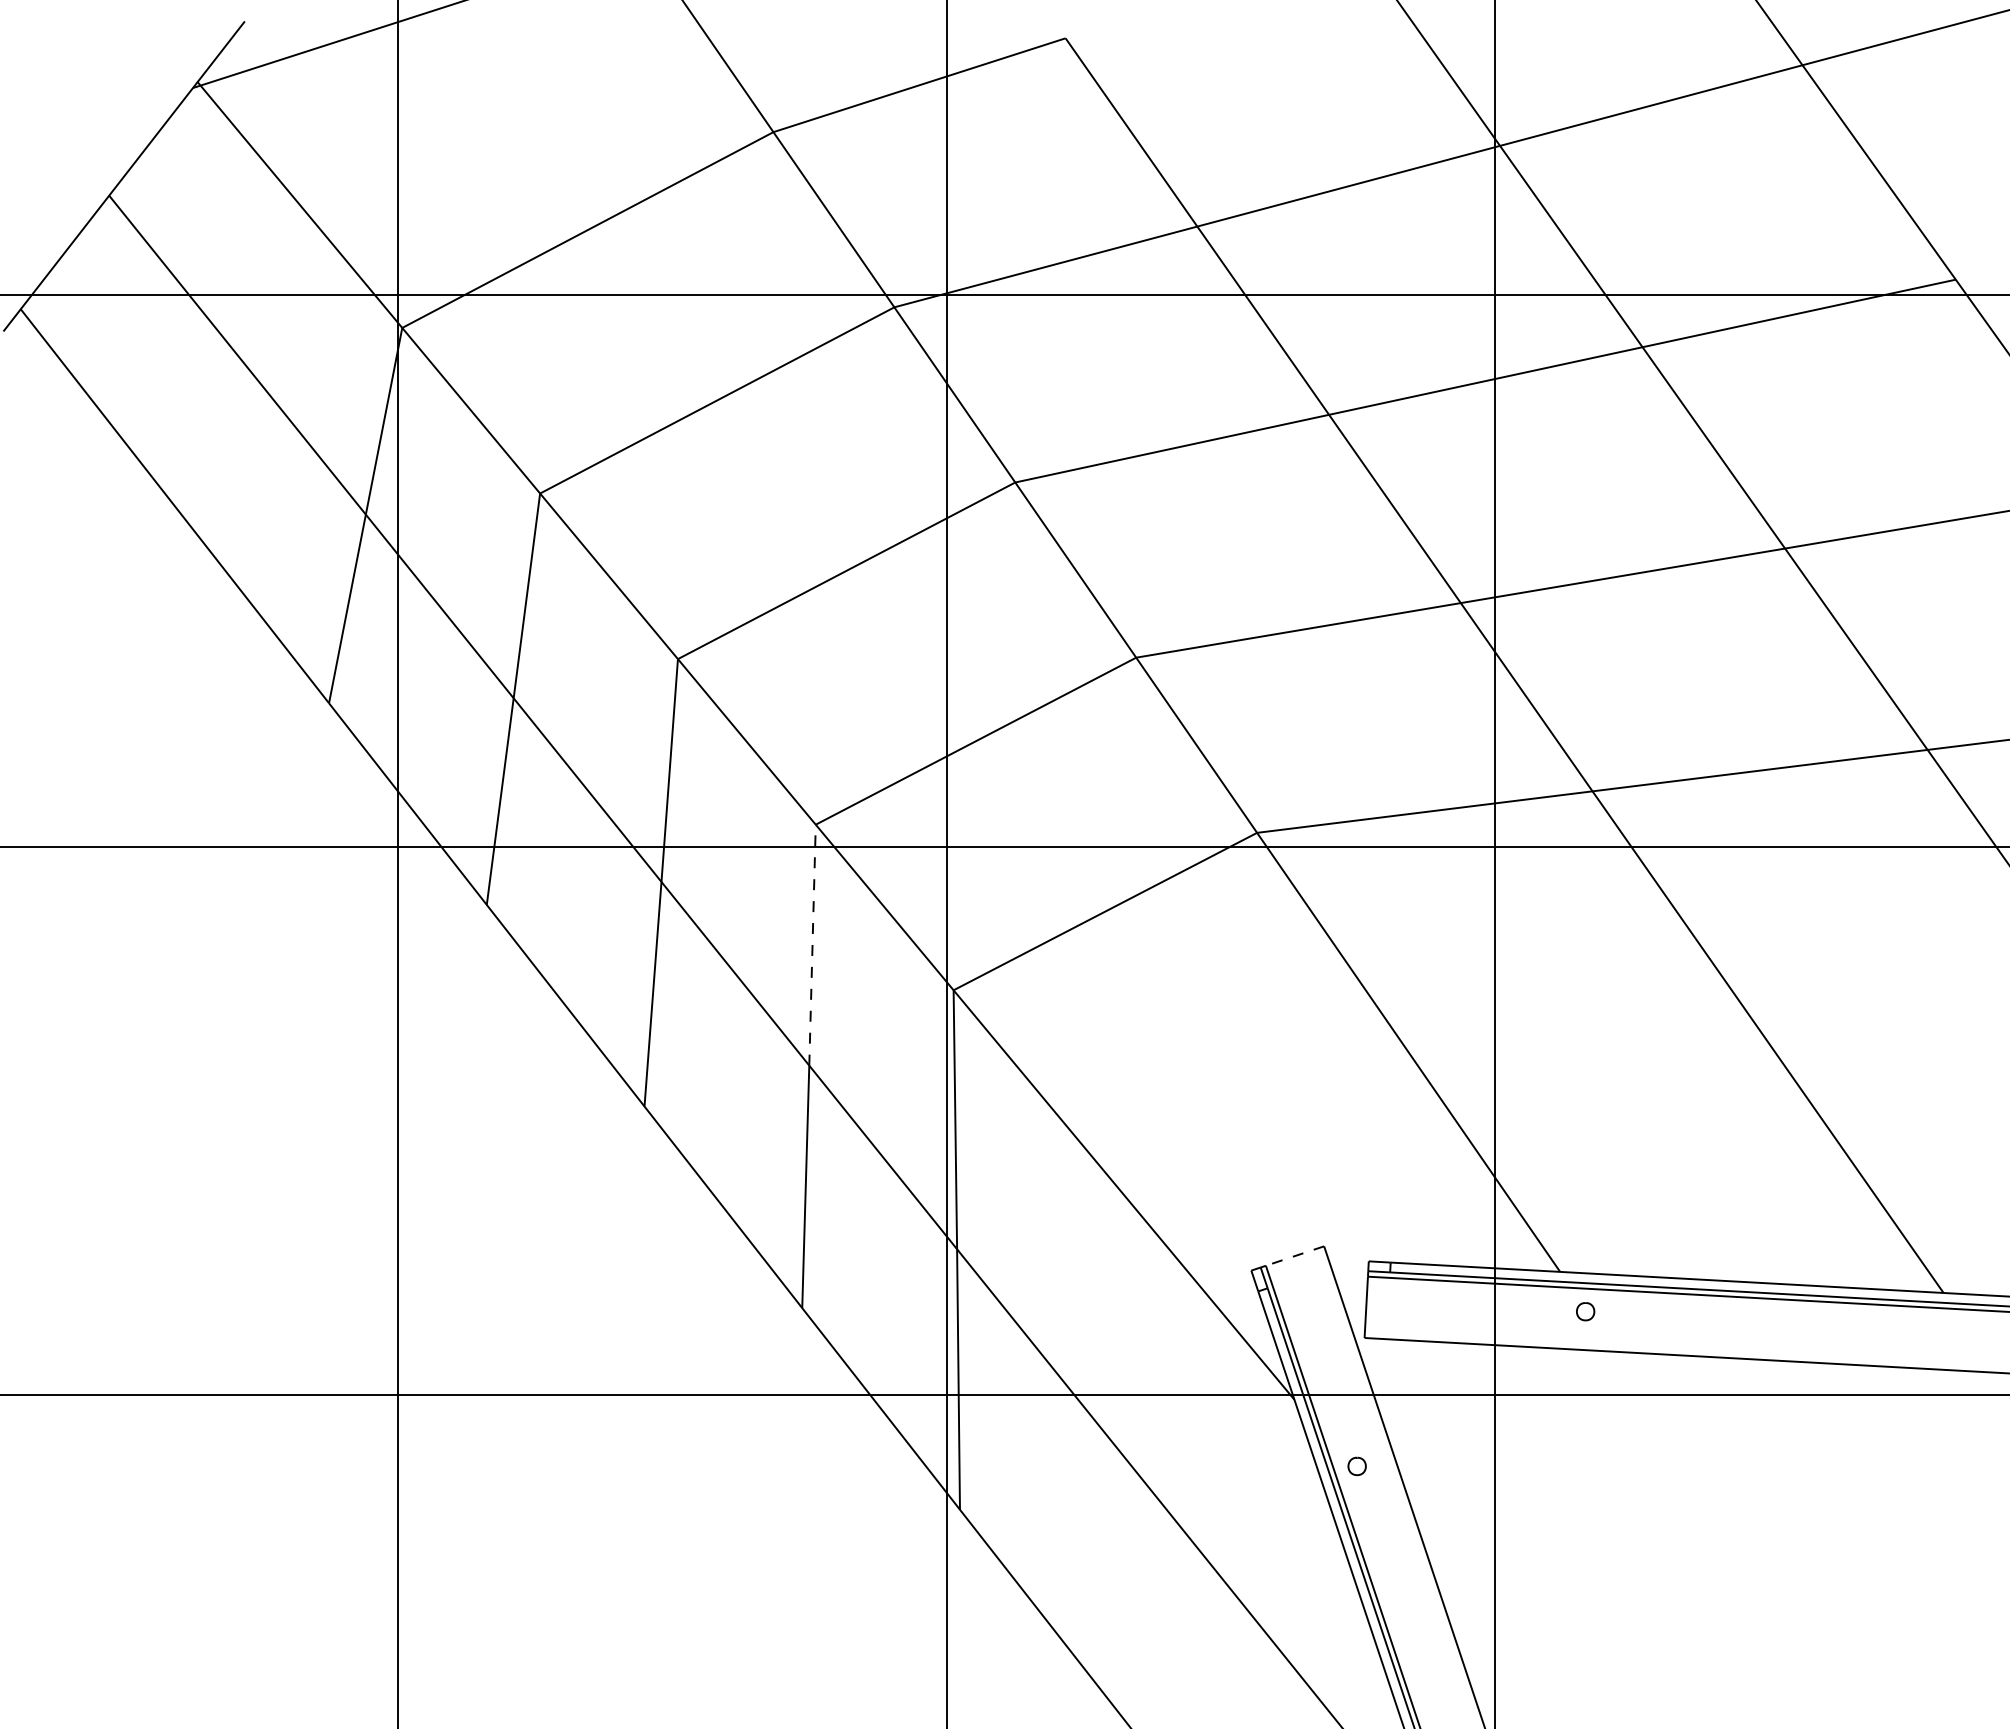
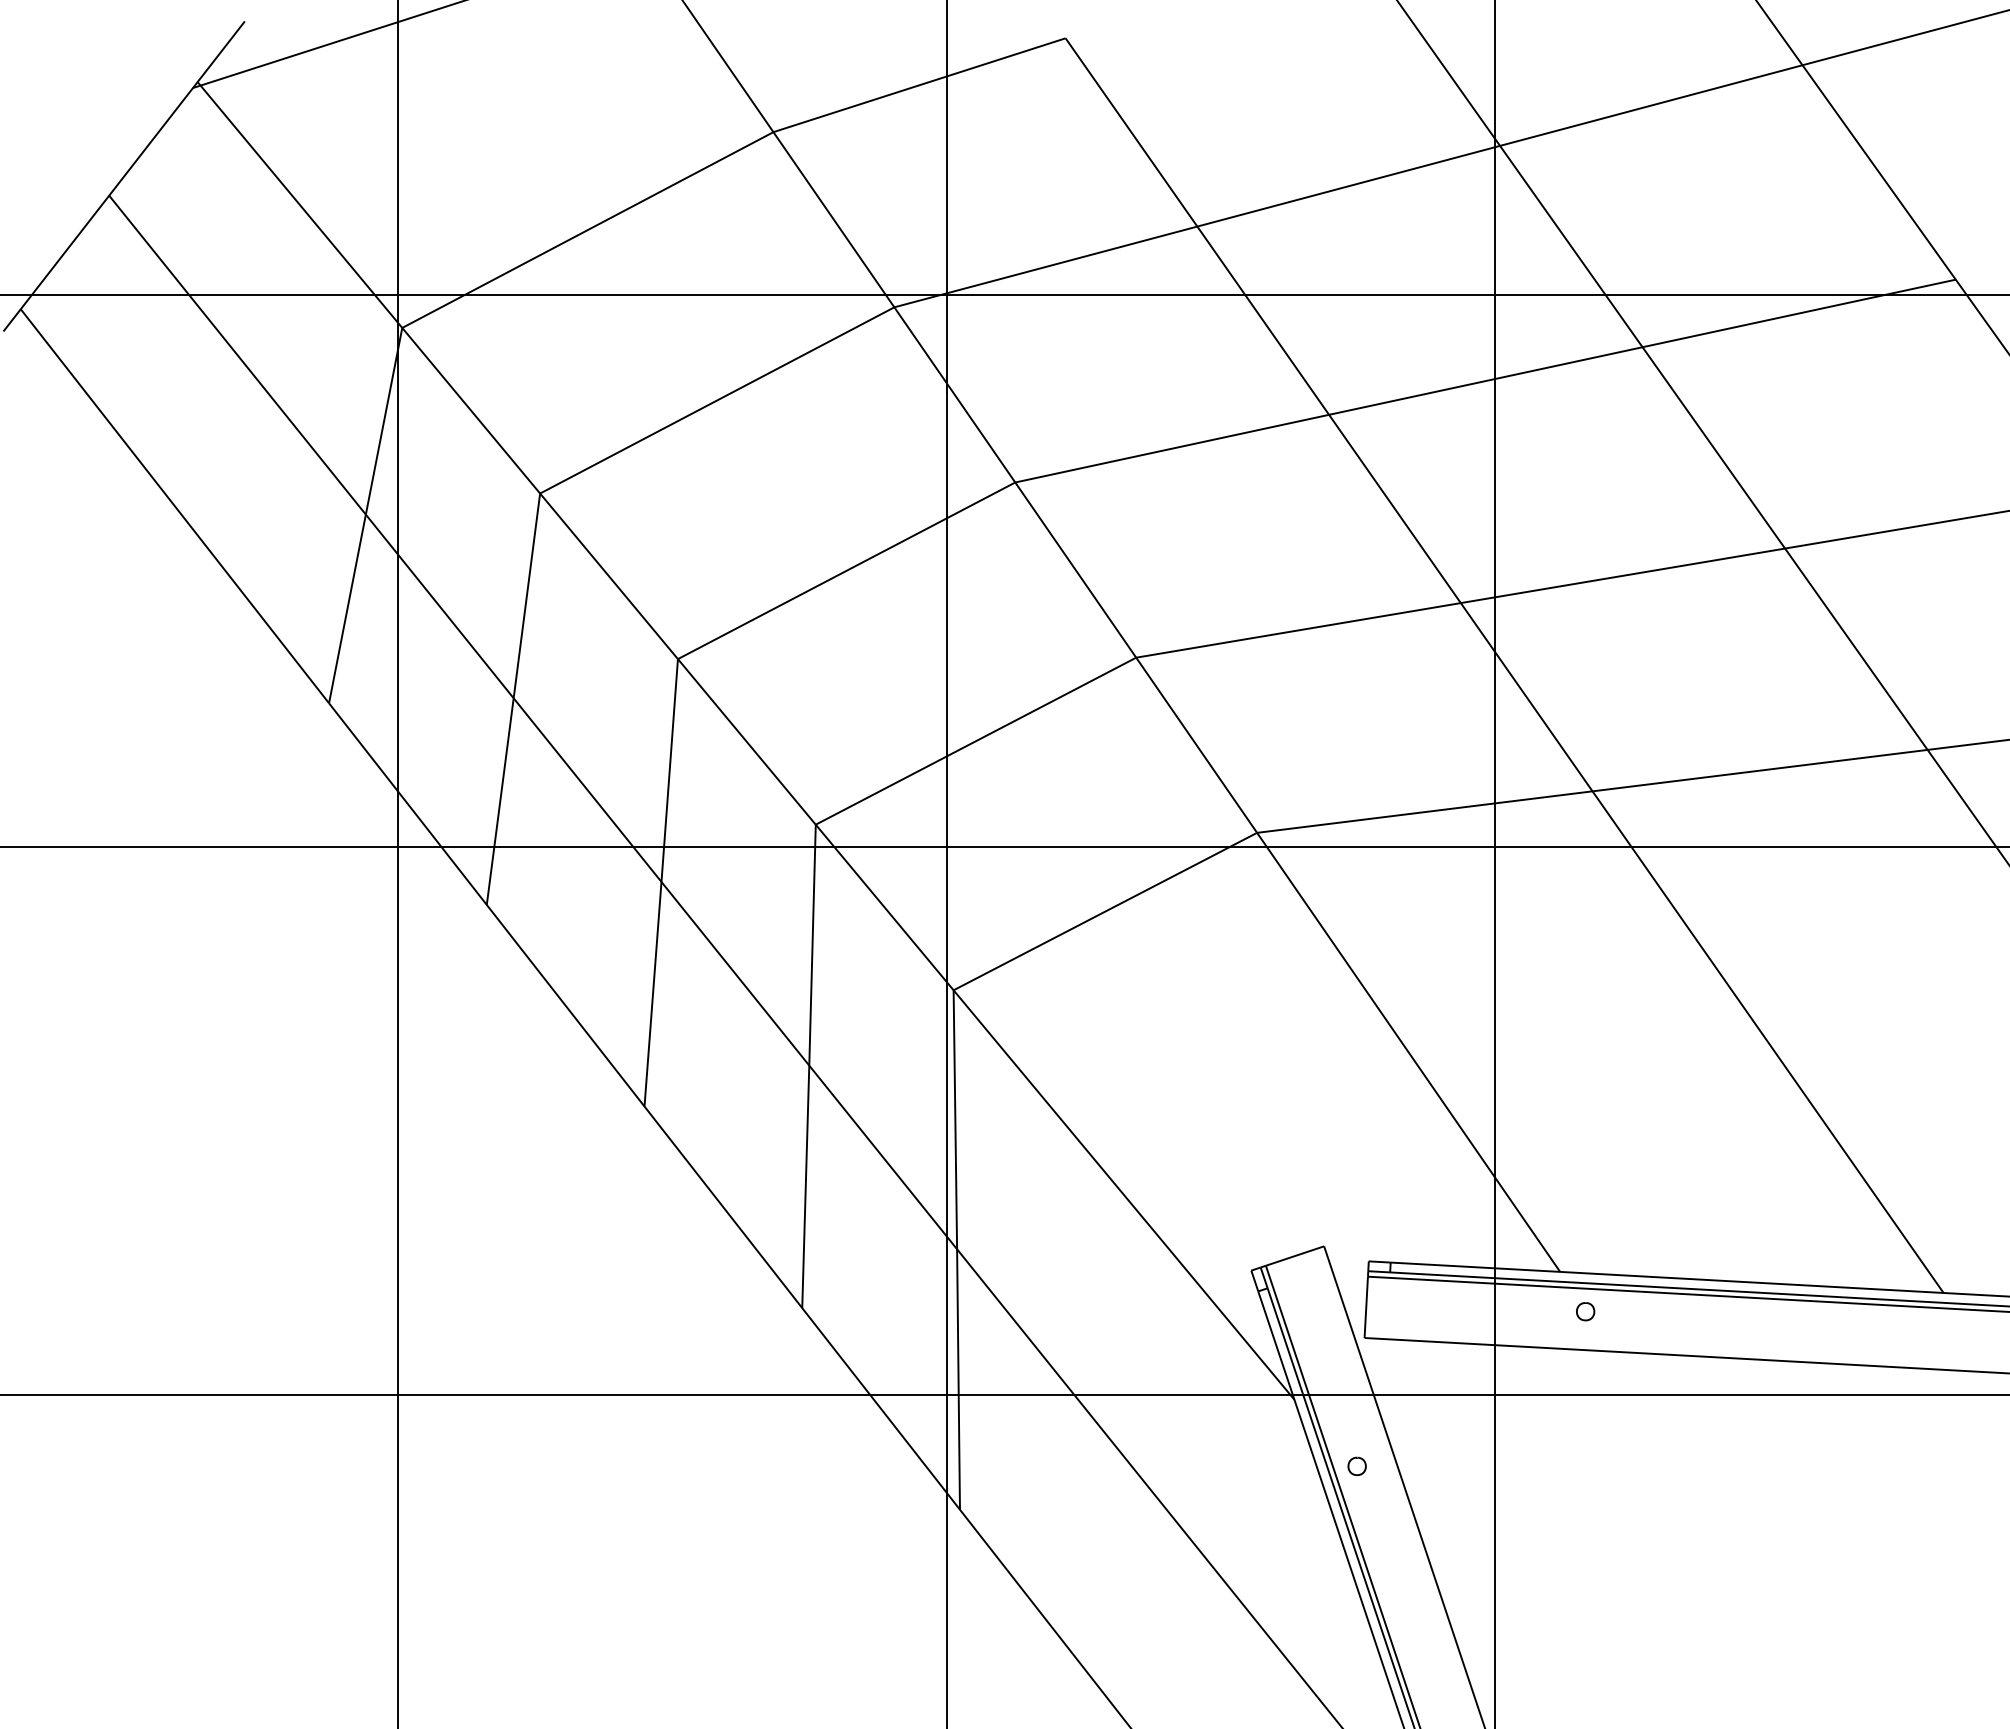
line: dashed -> solid (812, 944)
line: dashed -> solid (1295, 1256)
